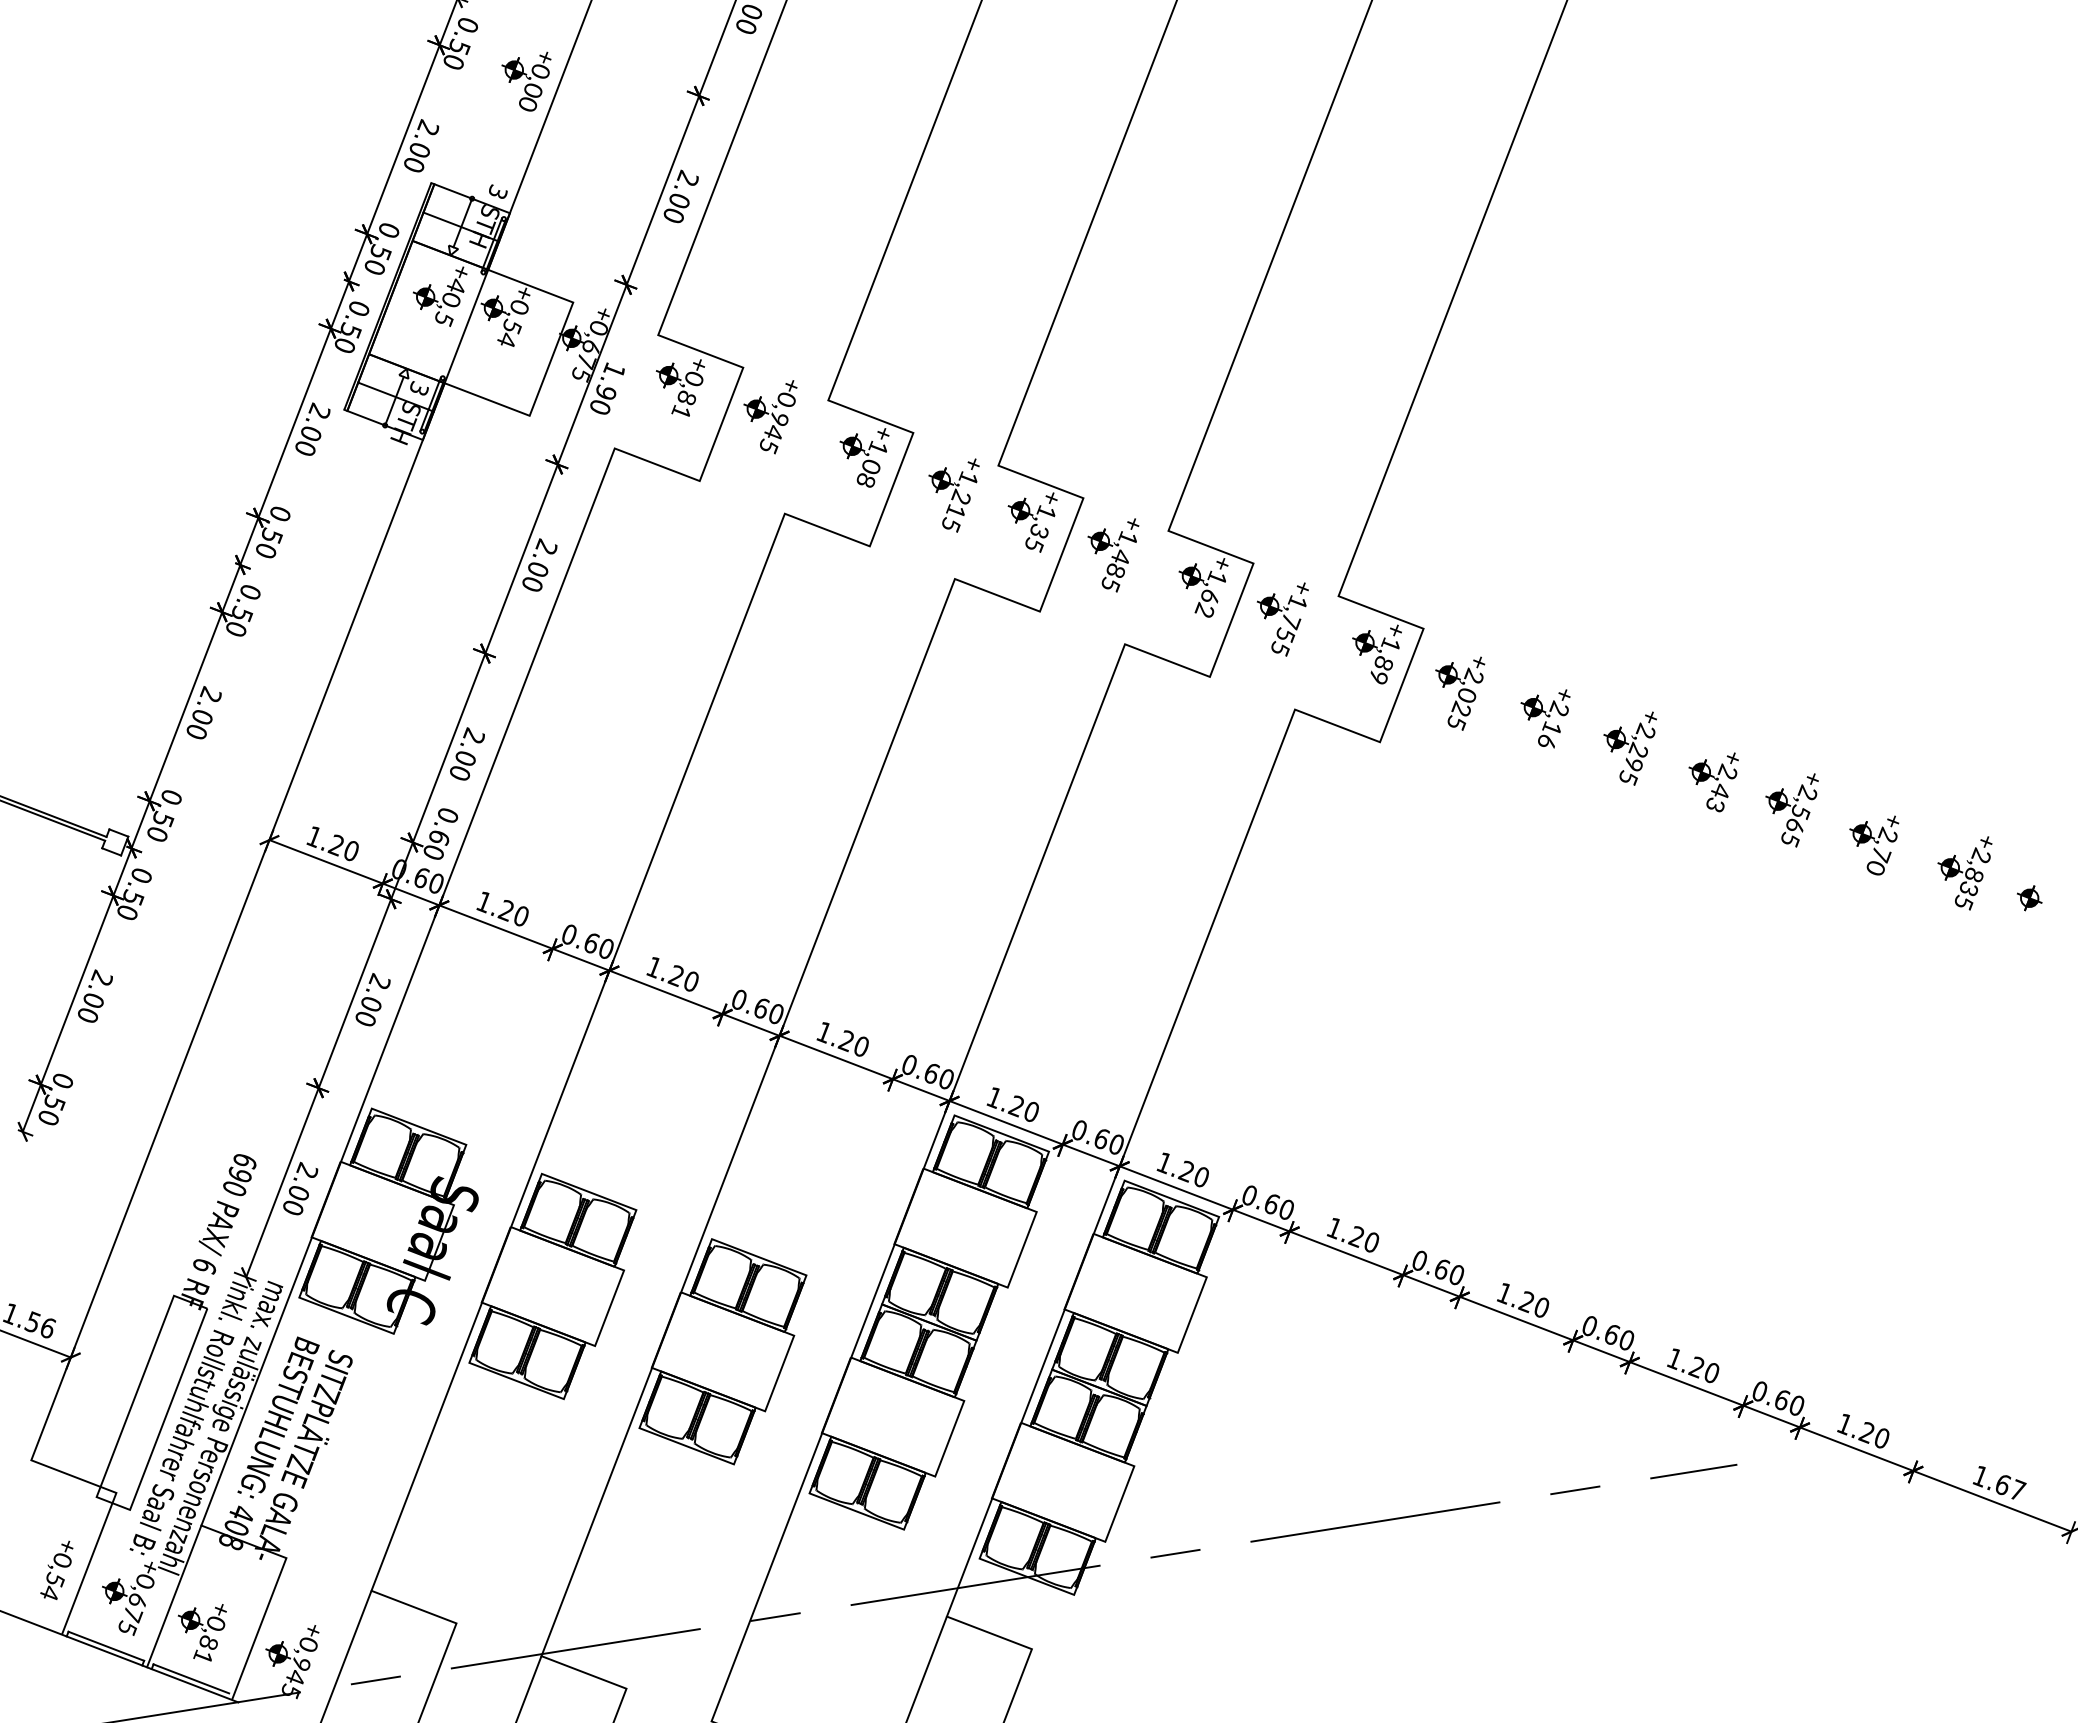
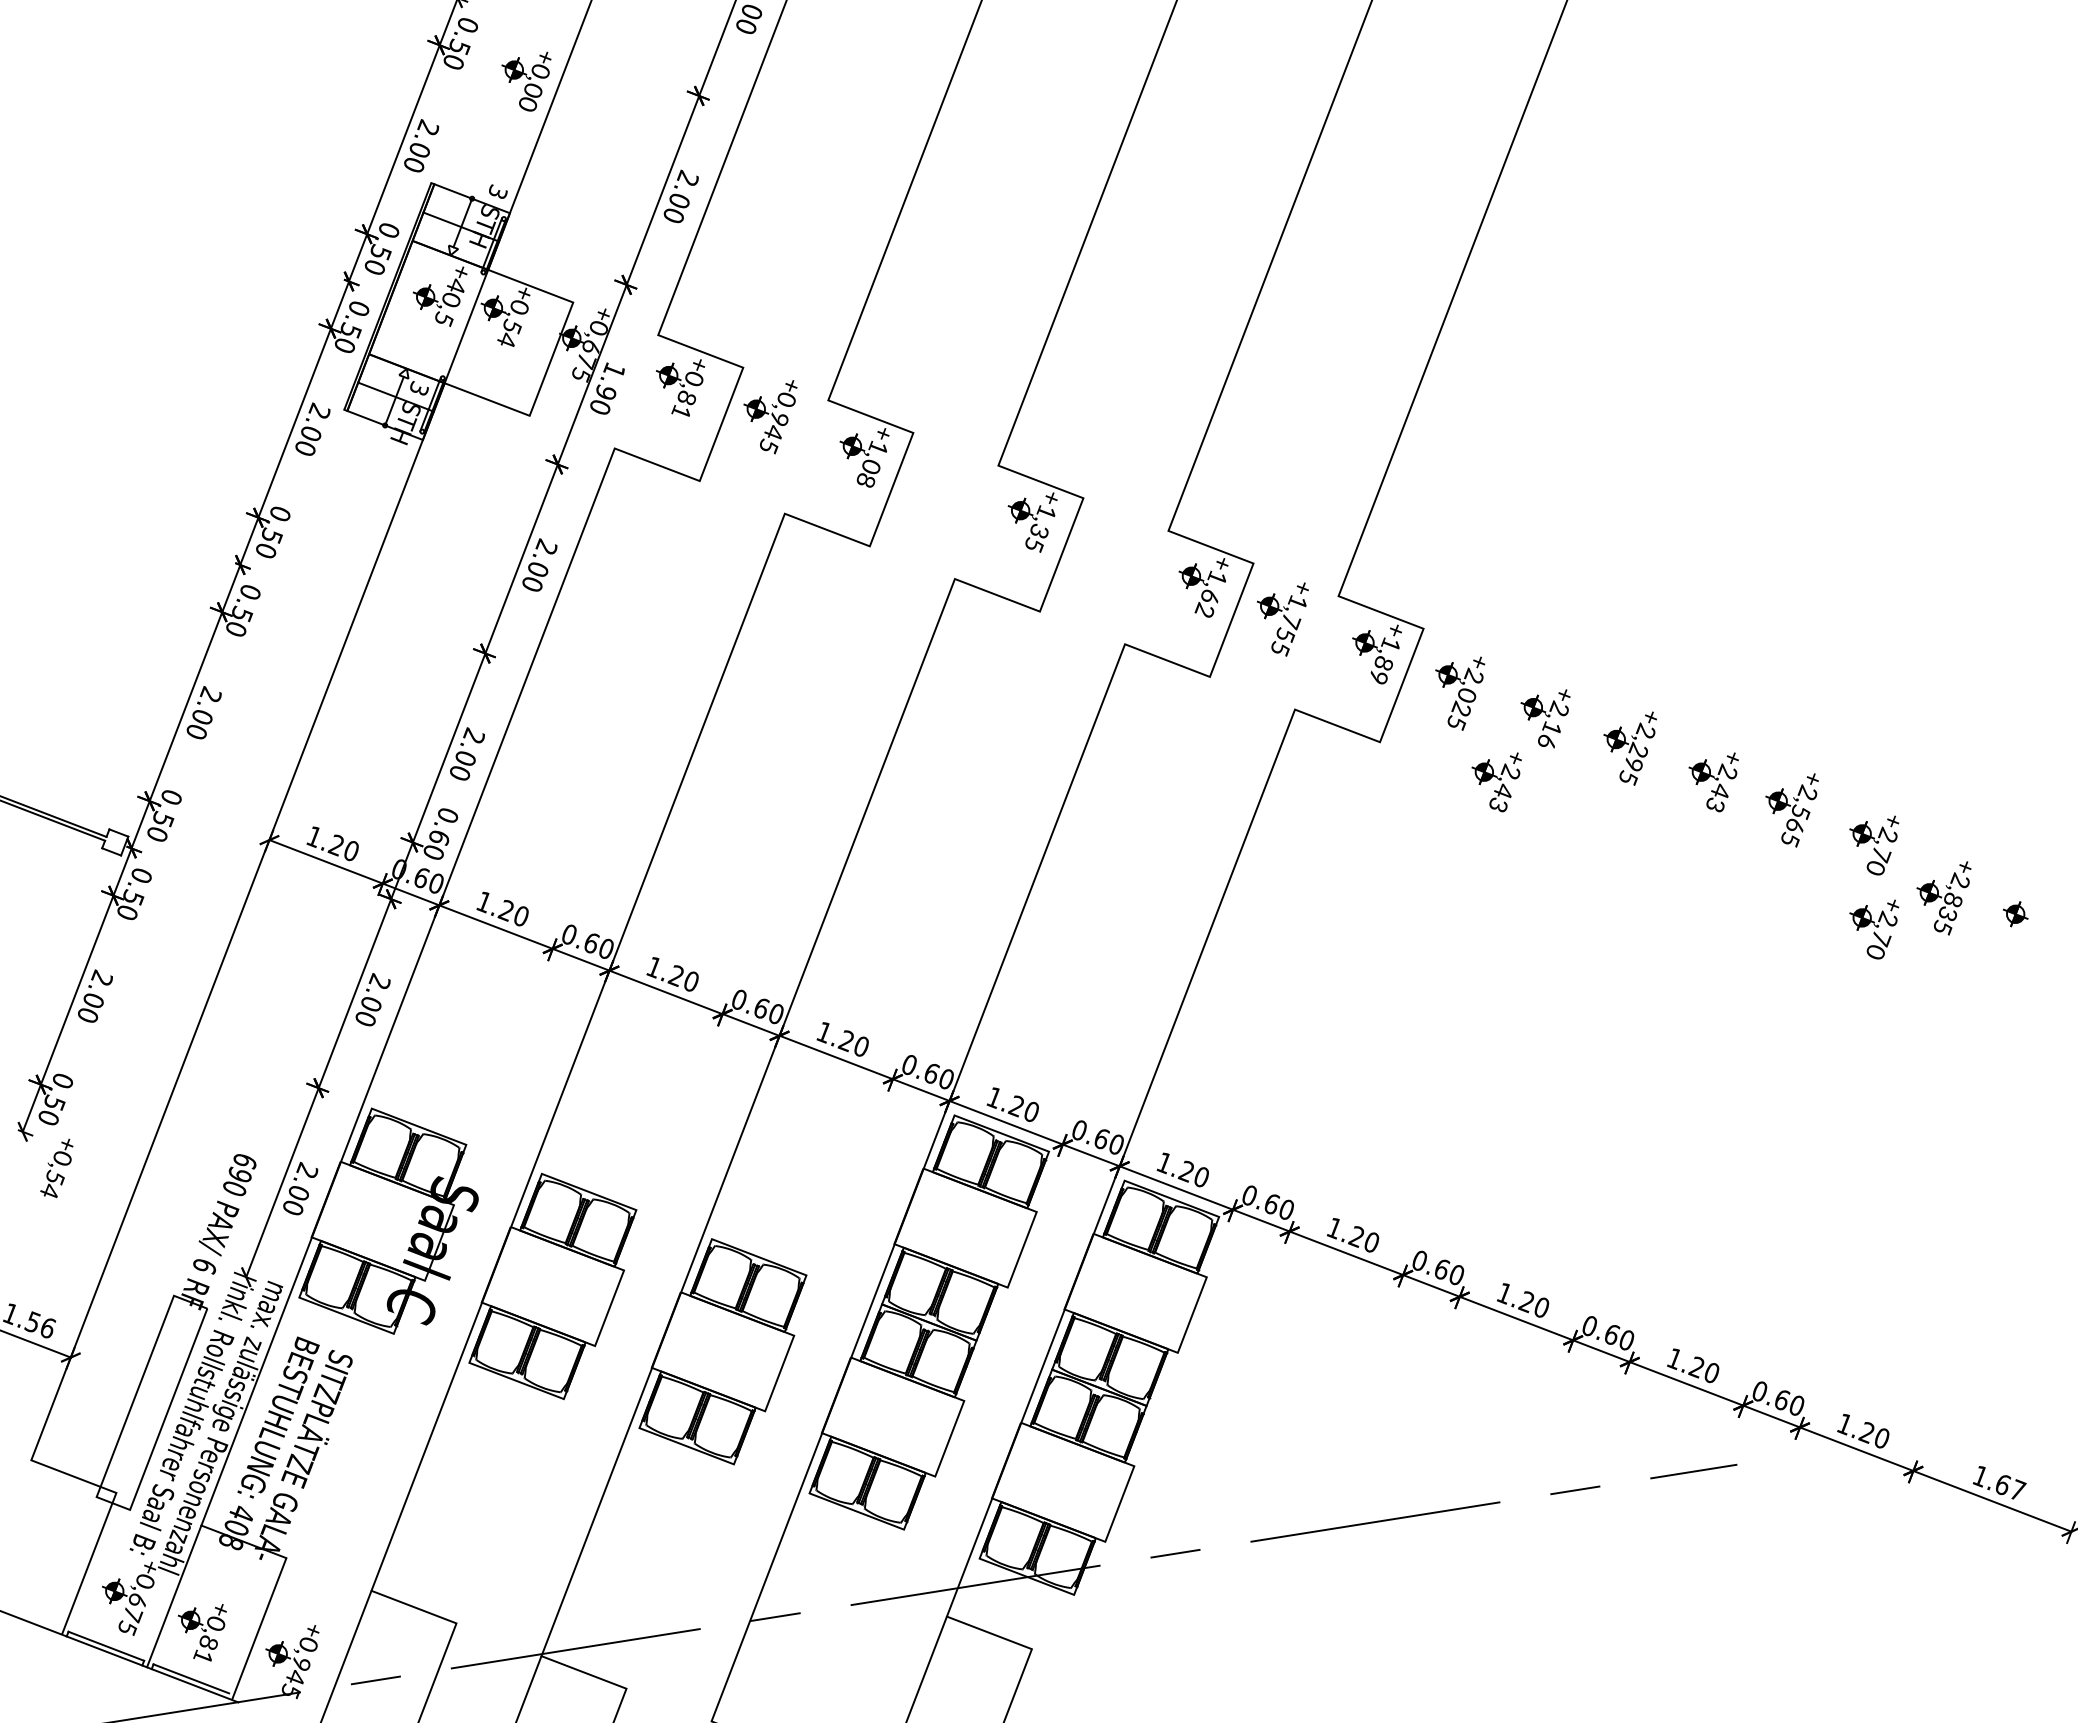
part: present -> none (953, 495)
part: present -> none (1113, 555)
part: none -> present (1496, 782)
part position: (1964, 873) -> (1943, 898) (1943, 898)
part position: (2029, 898) -> (2015, 914) (2015, 914)
part: none -> present (1874, 929)
text position: (56, 1569) -> (56, 1167) (56, 1167)
